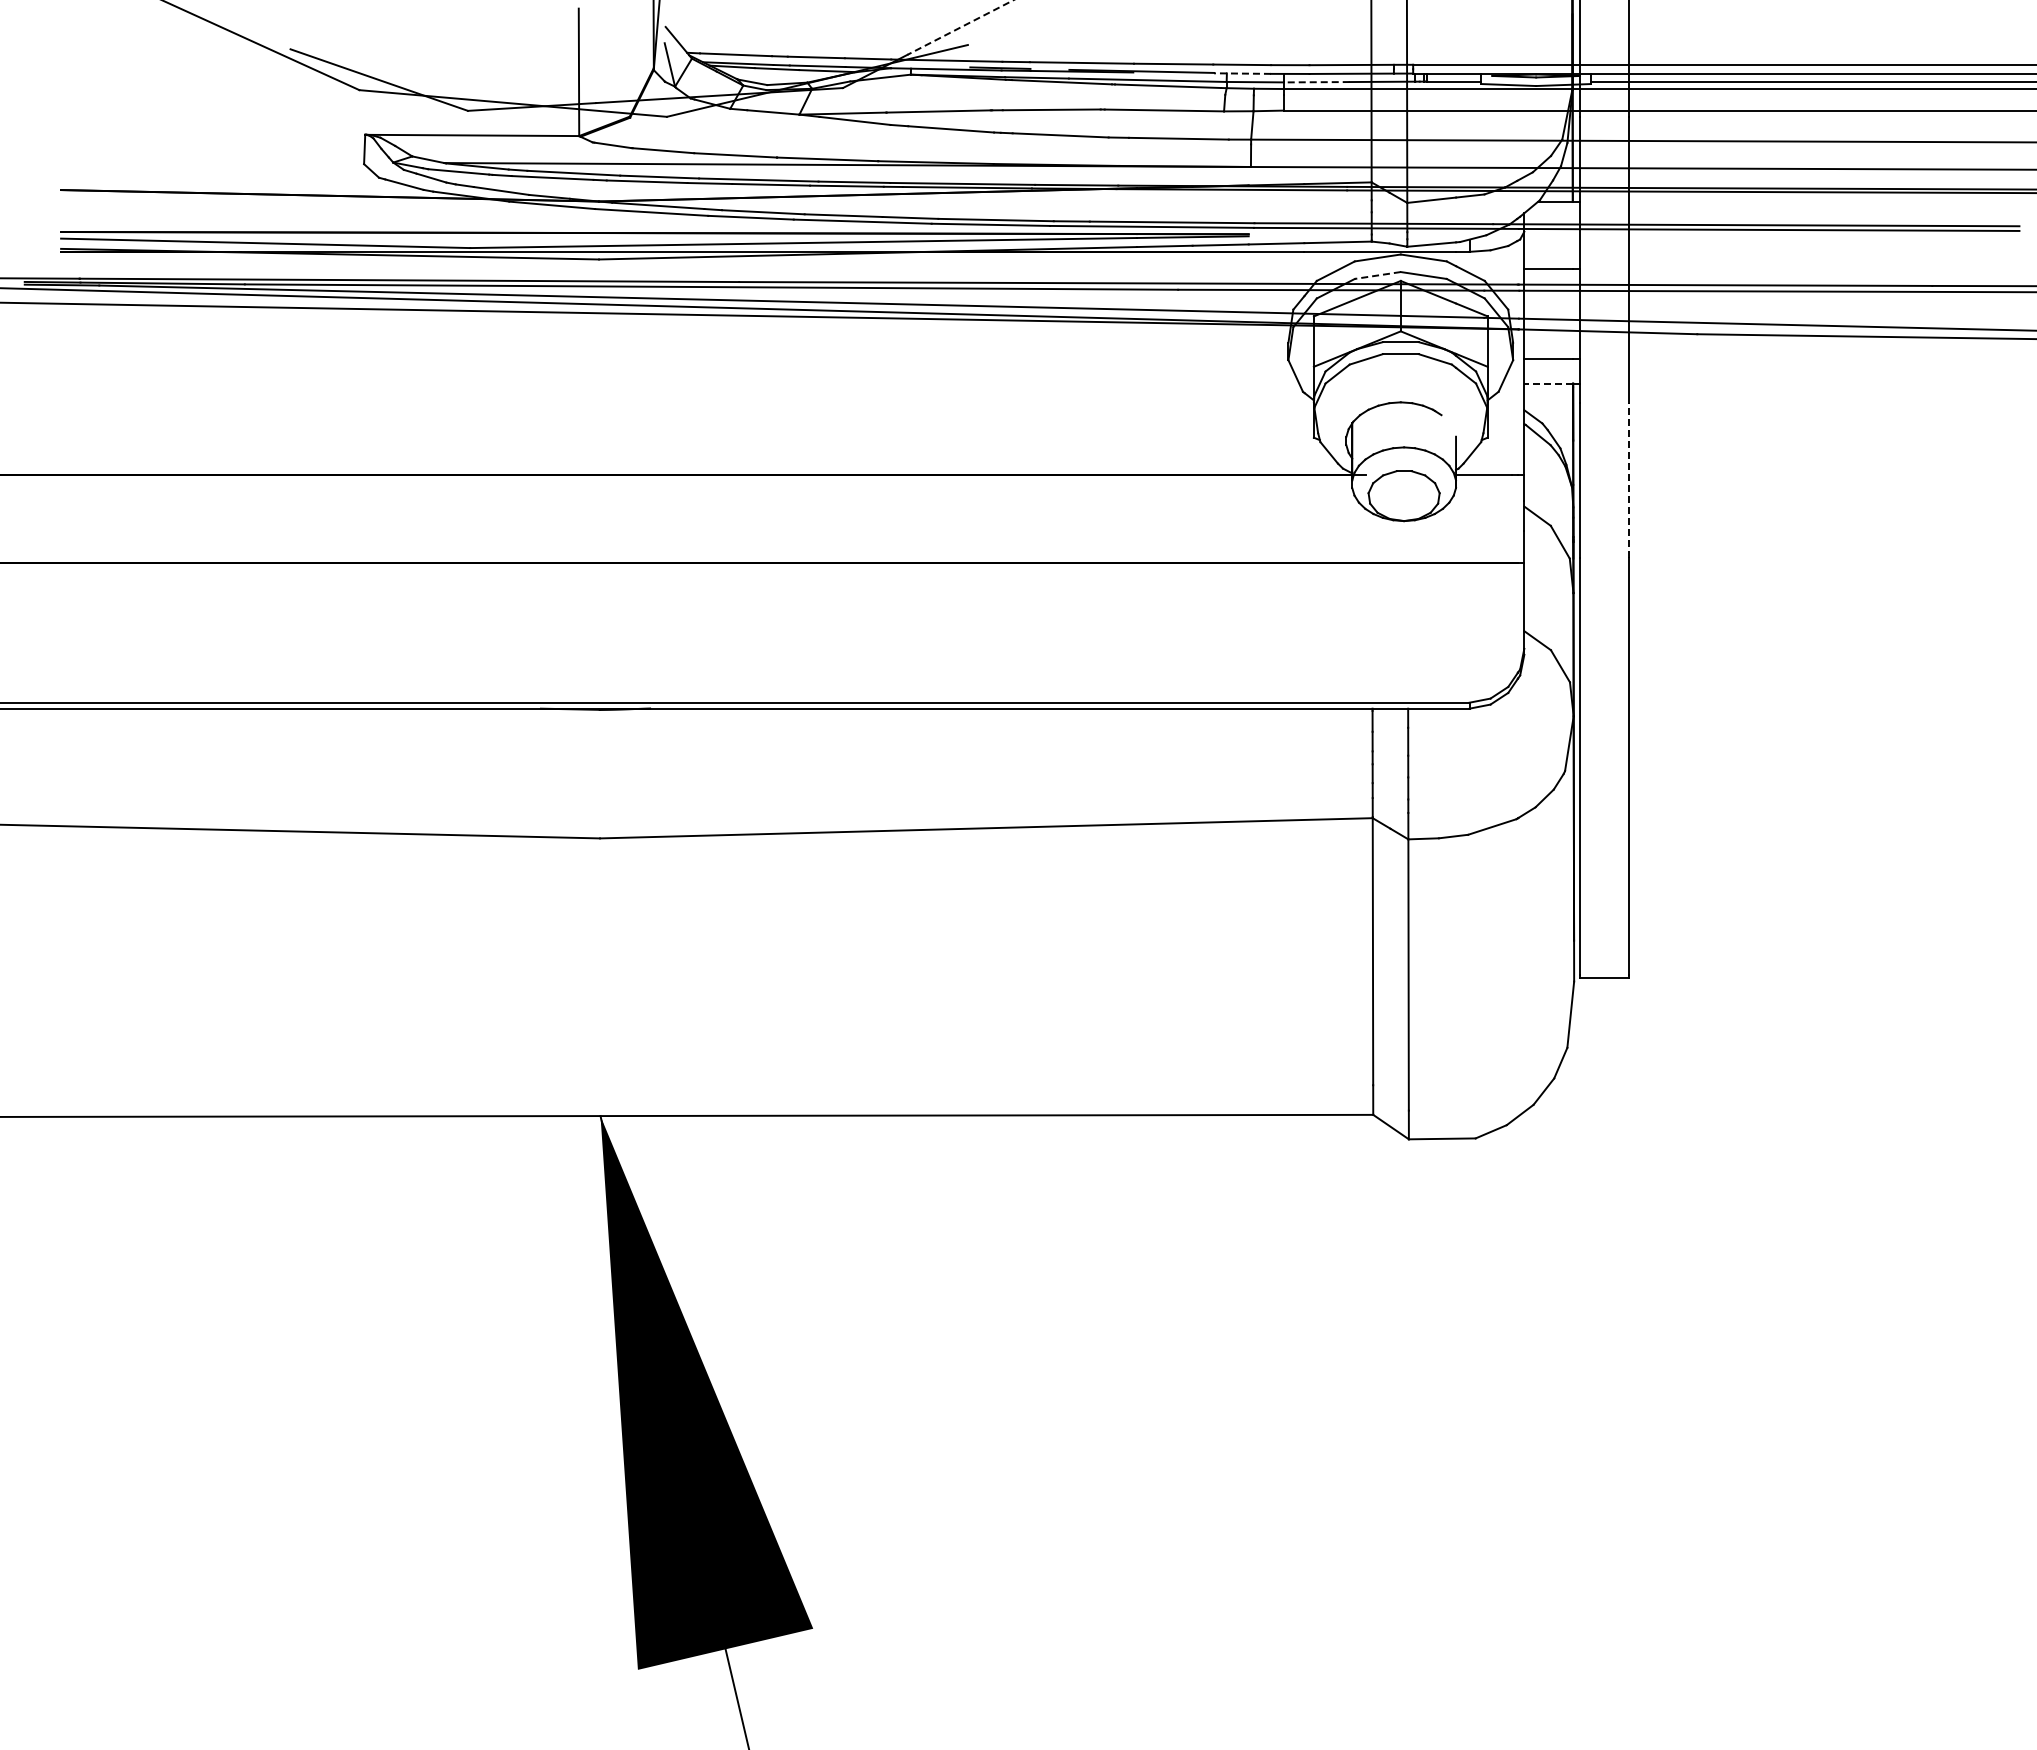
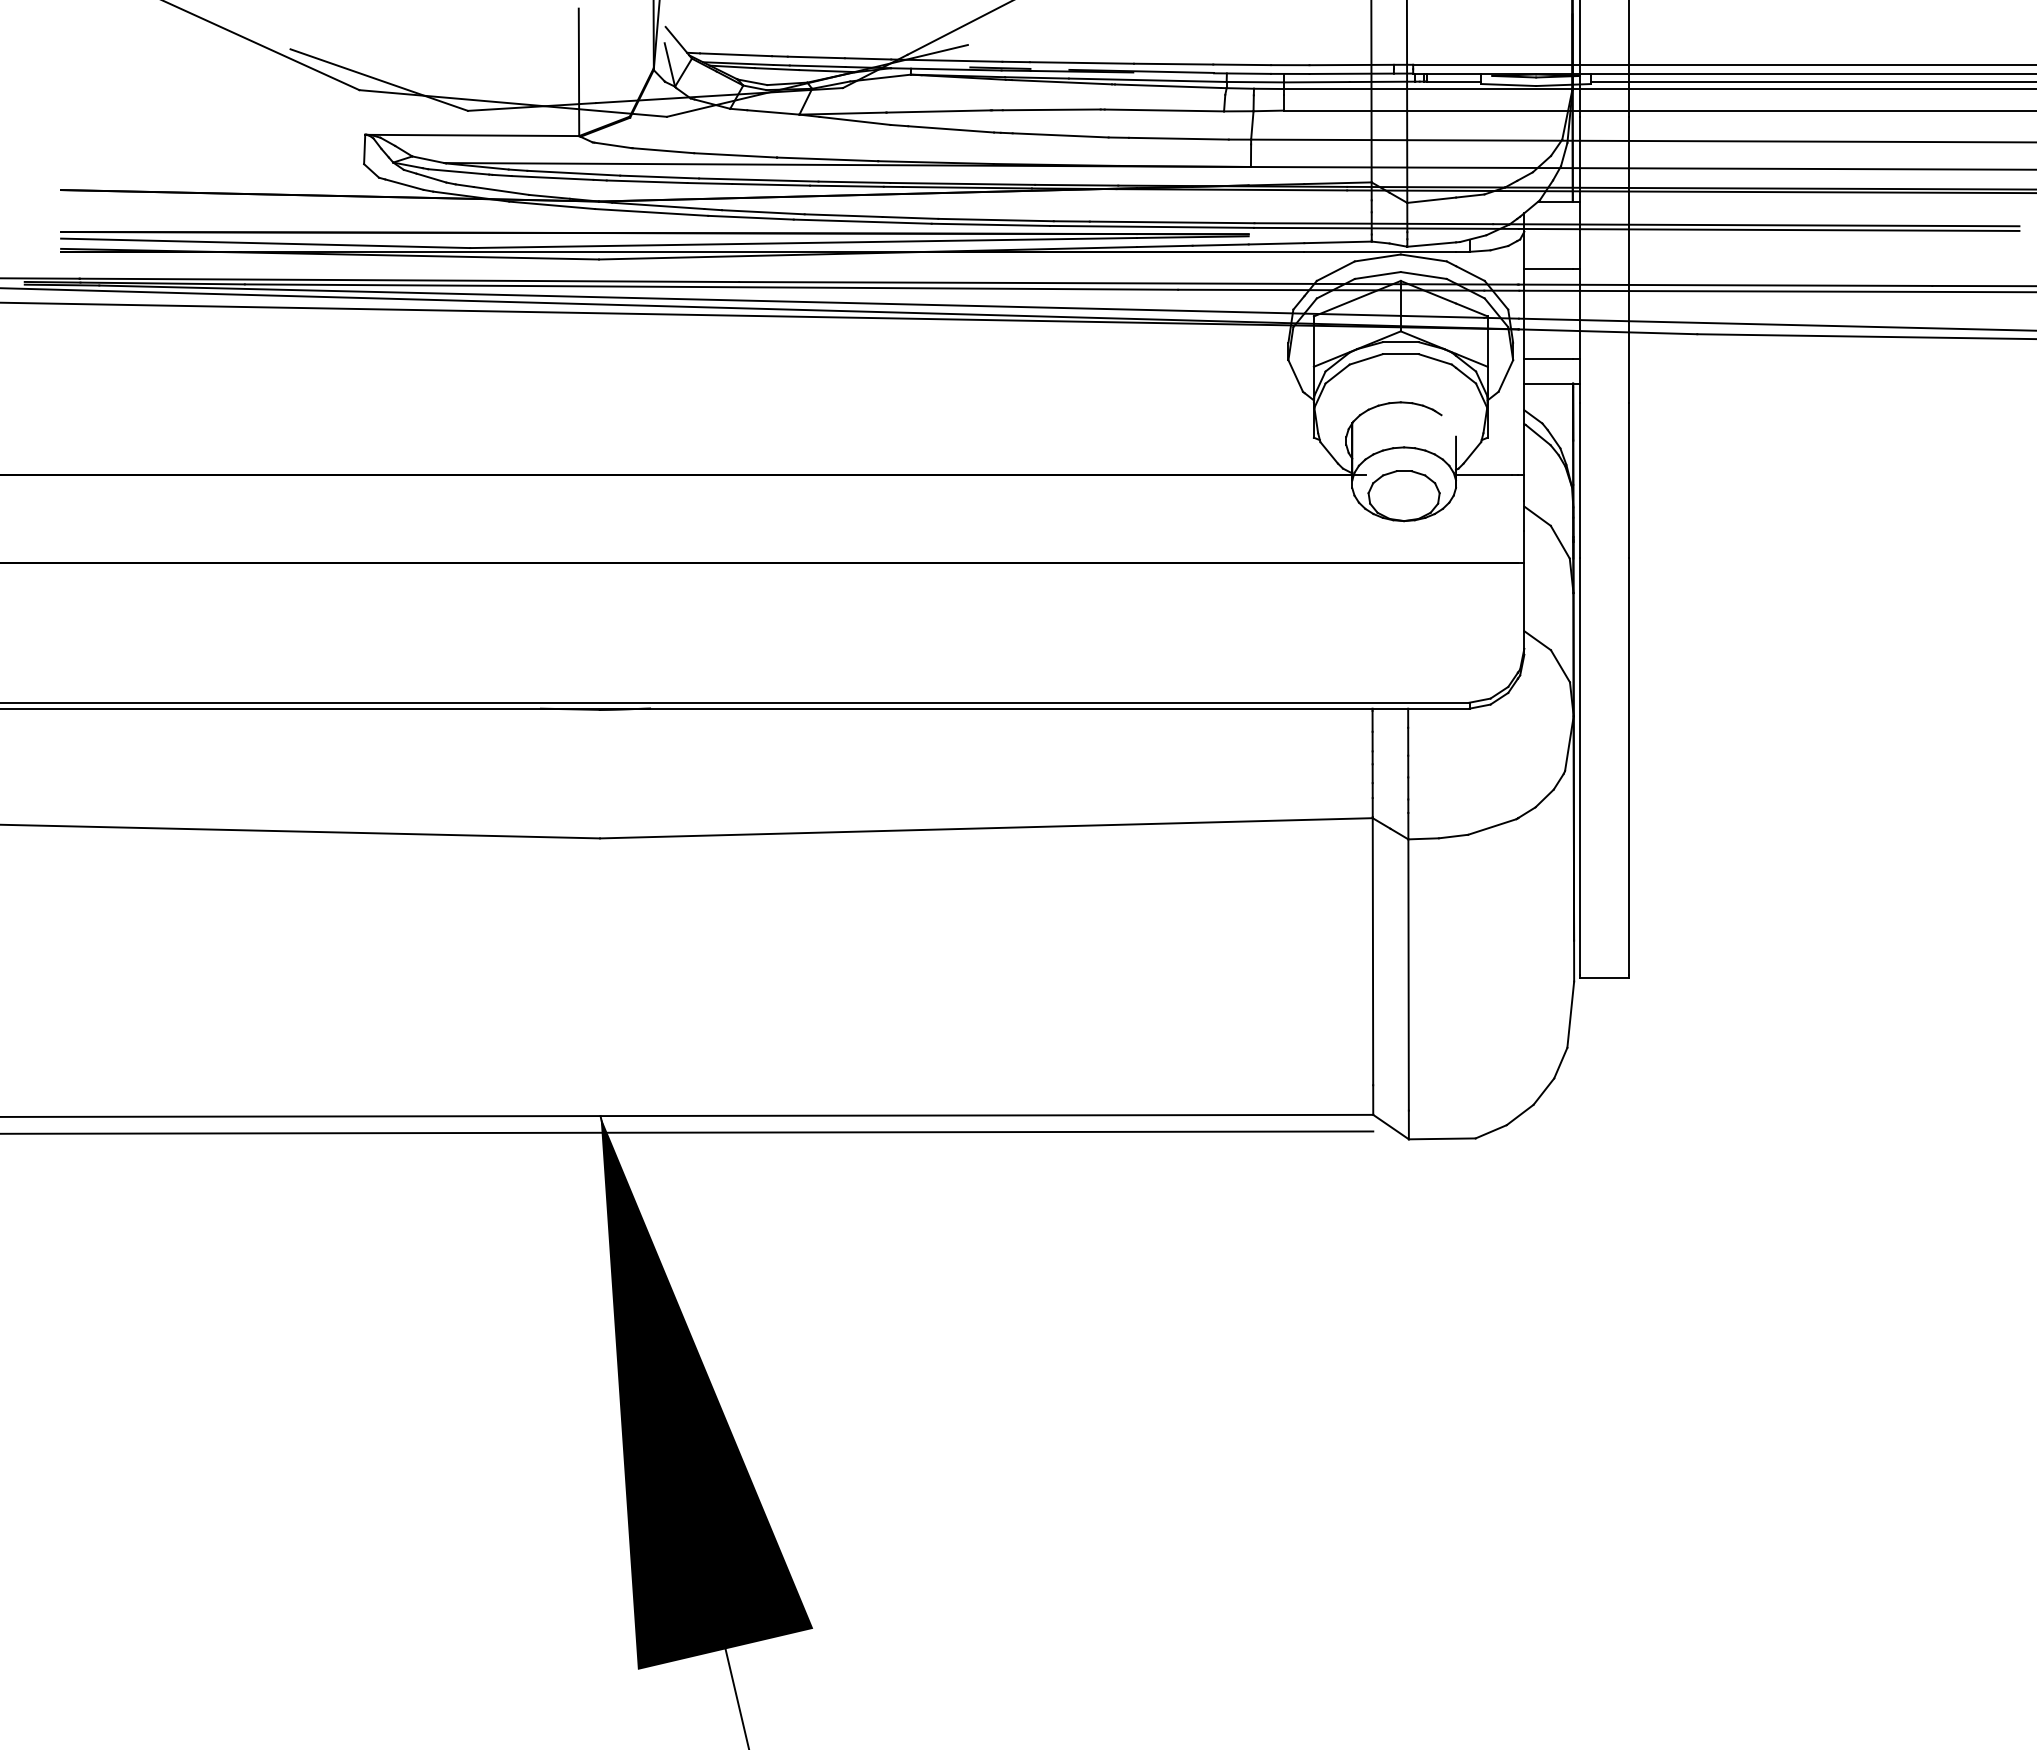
line: dashed -> solid (960, 27)
line: dashed -> solid (1242, 73)
line: dashed -> solid (1316, 82)
line: dashed -> solid (1377, 275)
line: dashed -> solid (1548, 383)
line: dashed -> solid (1628, 479)
line: none -> present (687, 1132)
